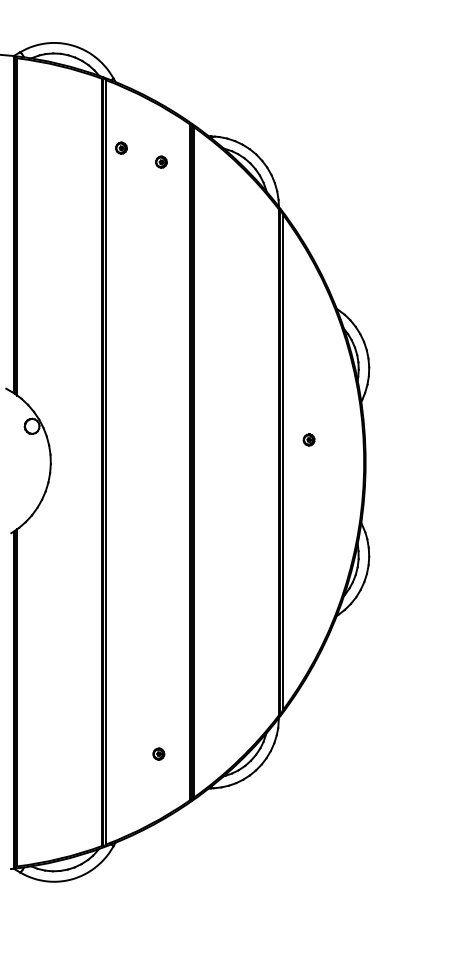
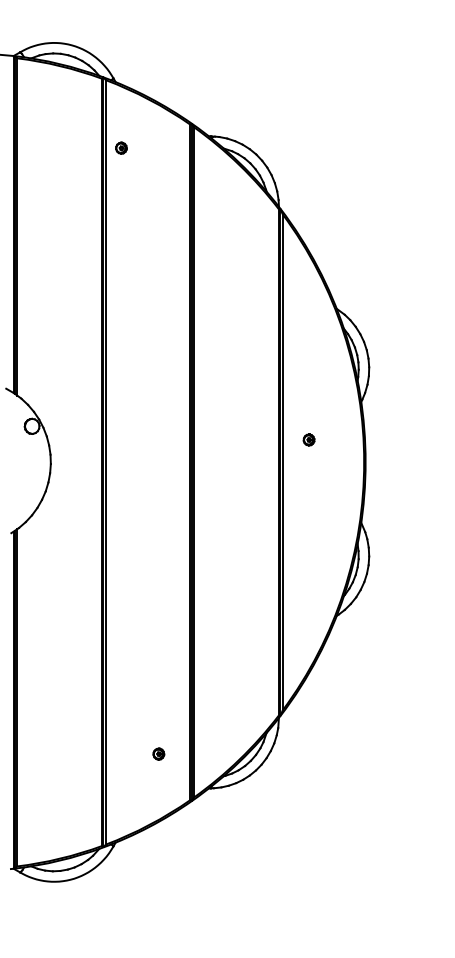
part: present -> none (161, 161)
